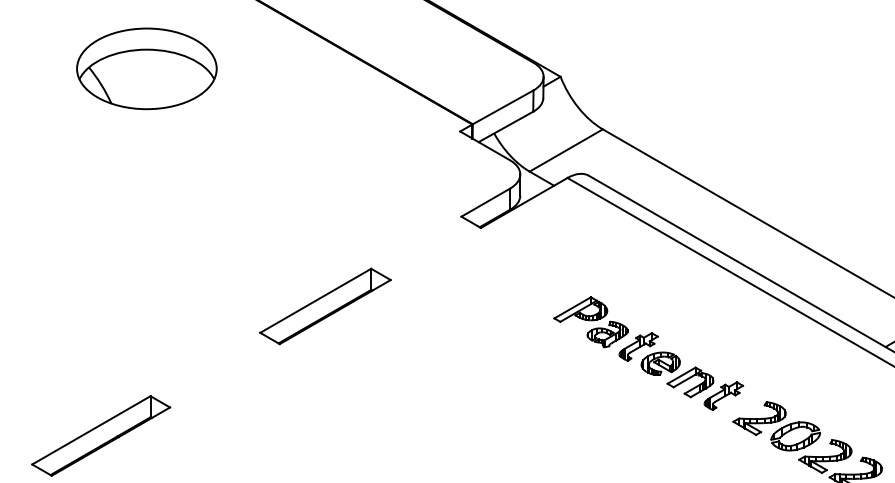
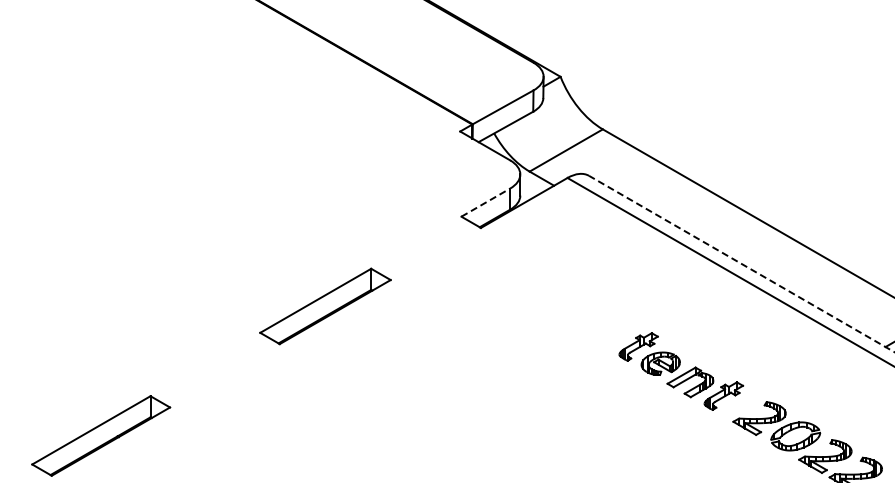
part: present -> none (146, 68)
line: solid -> dashed (486, 202)
line: solid -> dashed (741, 263)
part: present -> none (590, 322)
